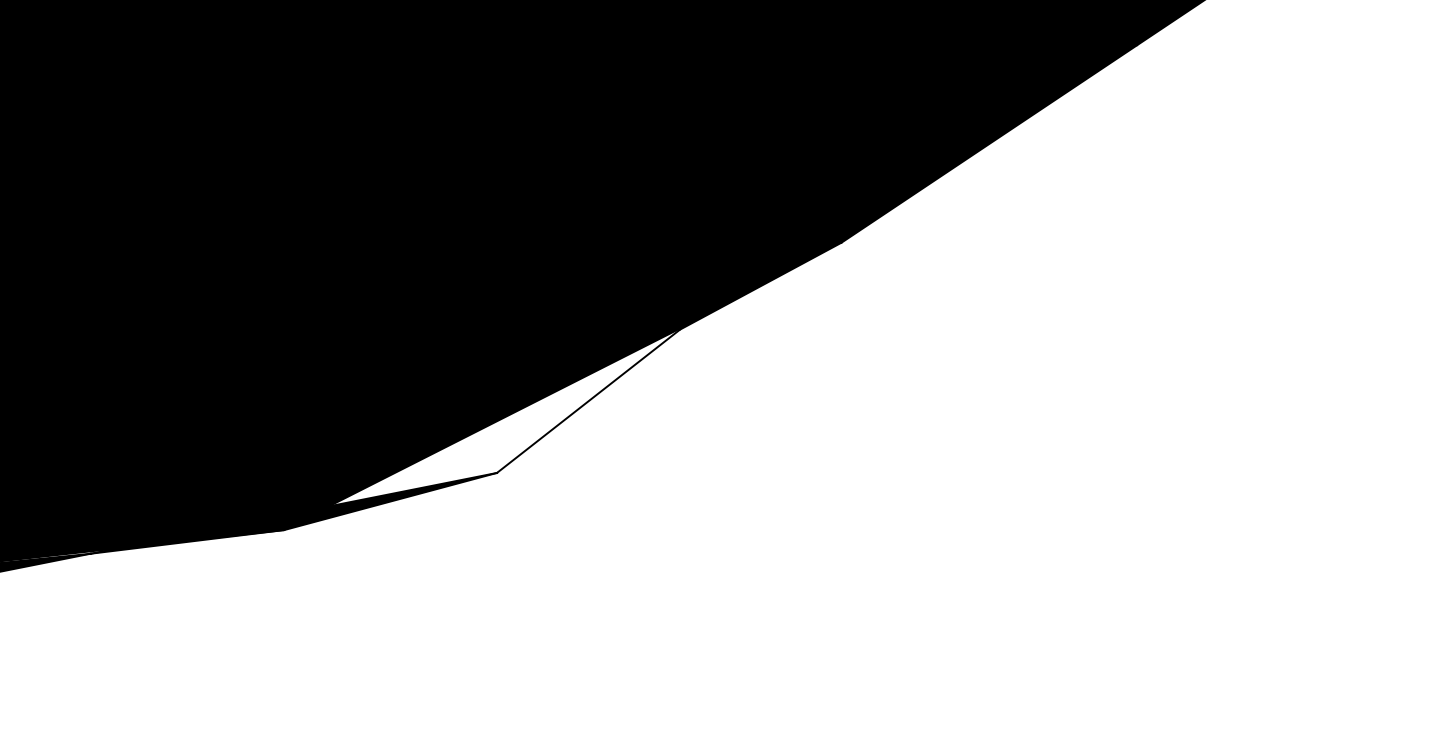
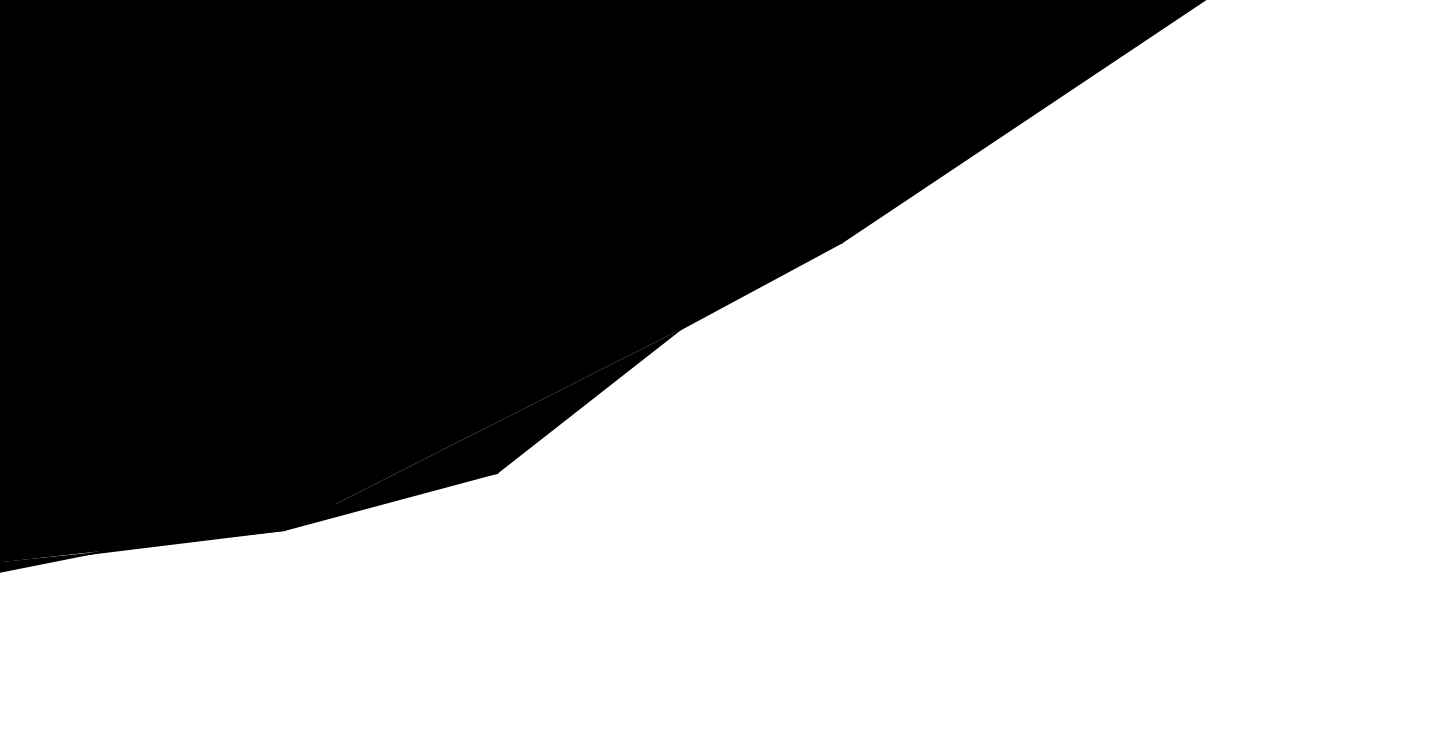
fill: none -> present (481, 429)
